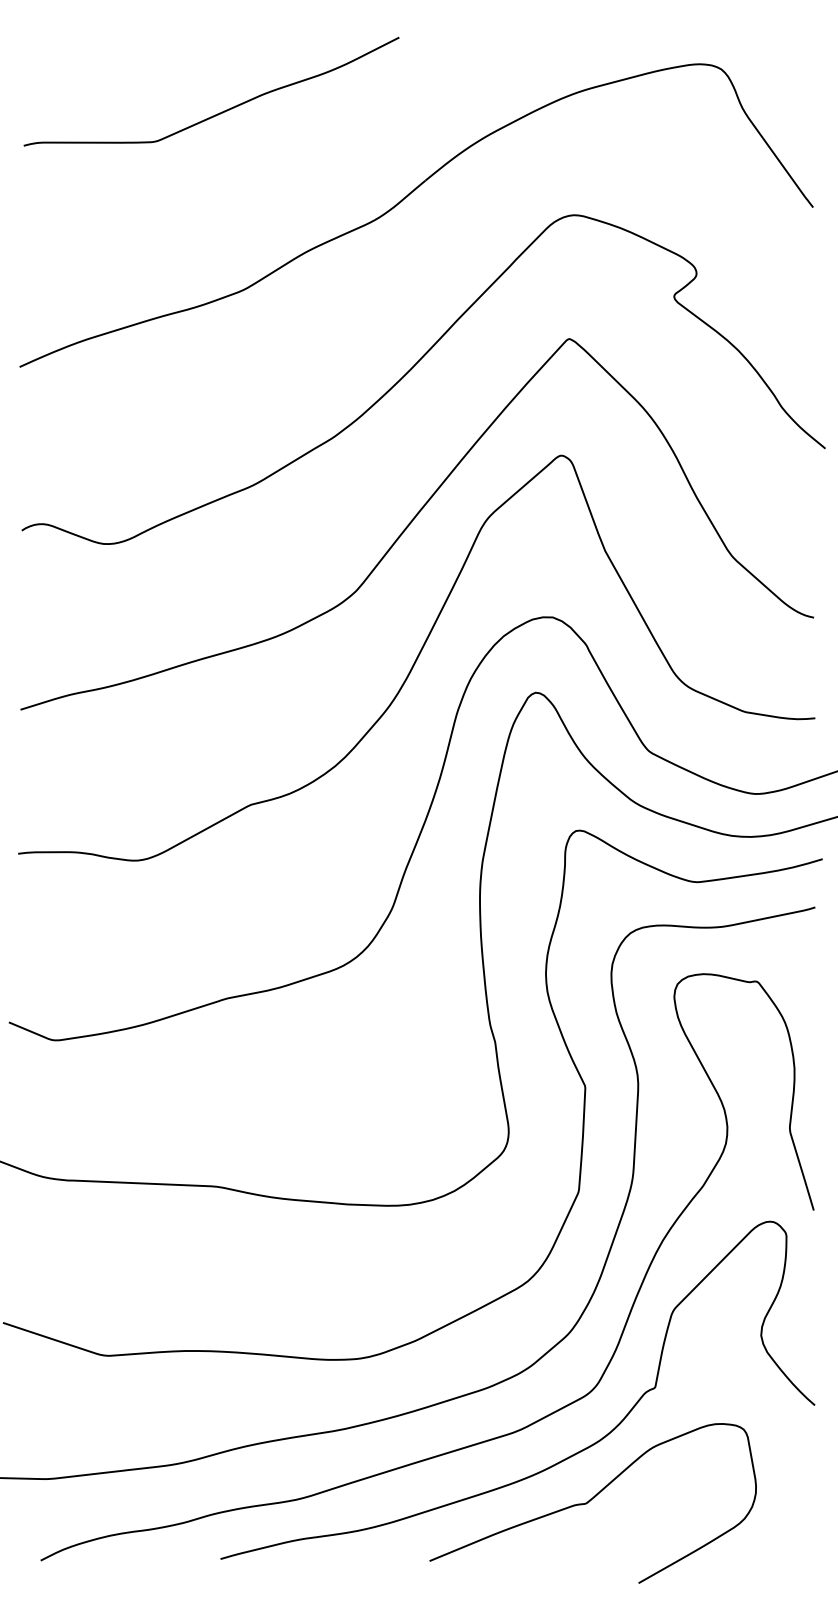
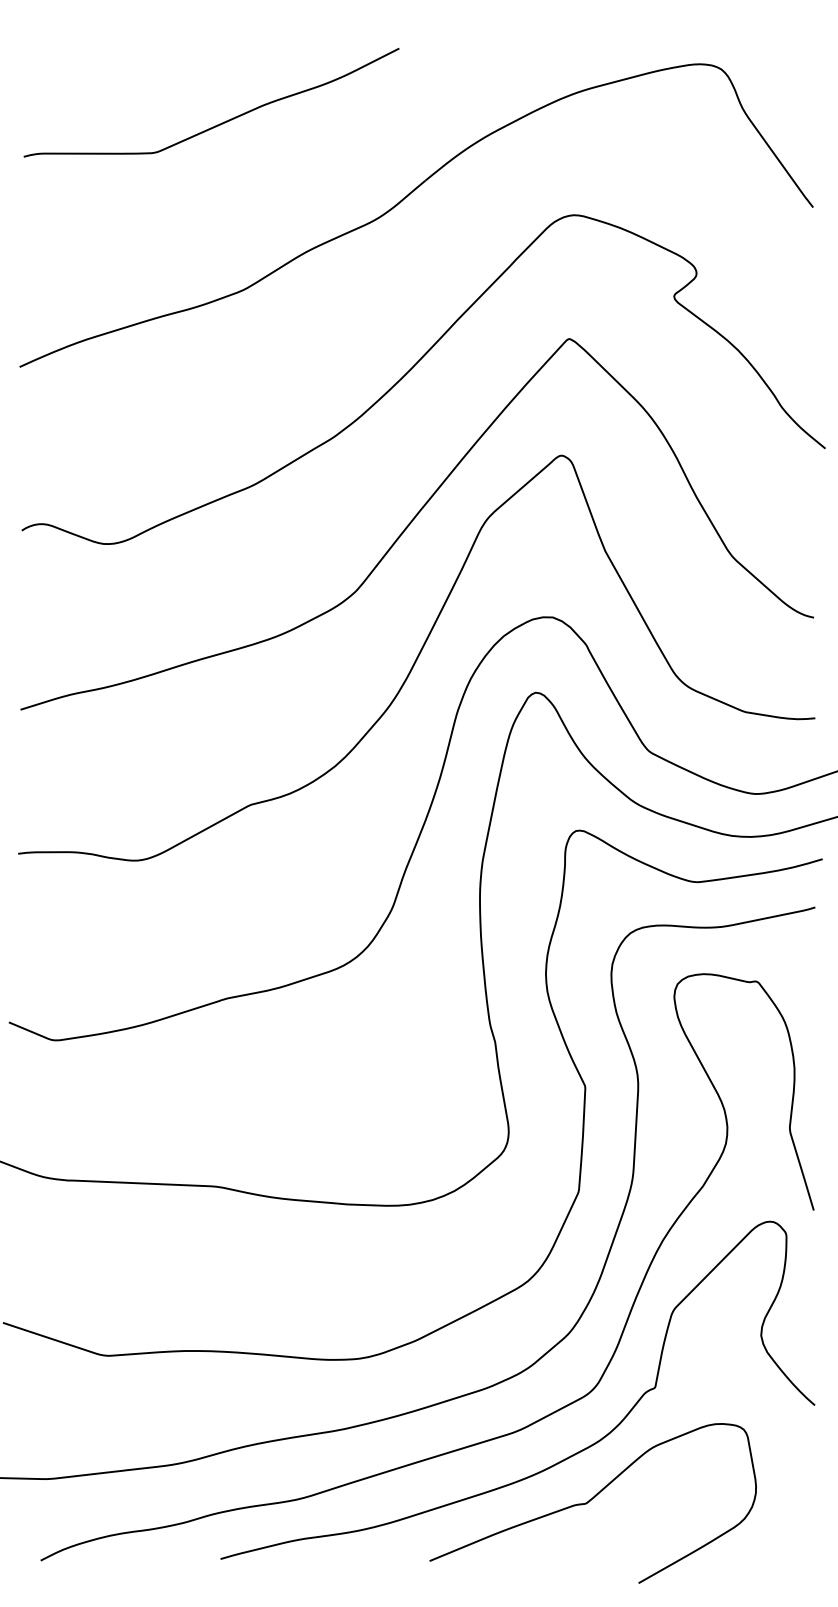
curve position: (221, 111) -> (221, 122) (221, 122)
